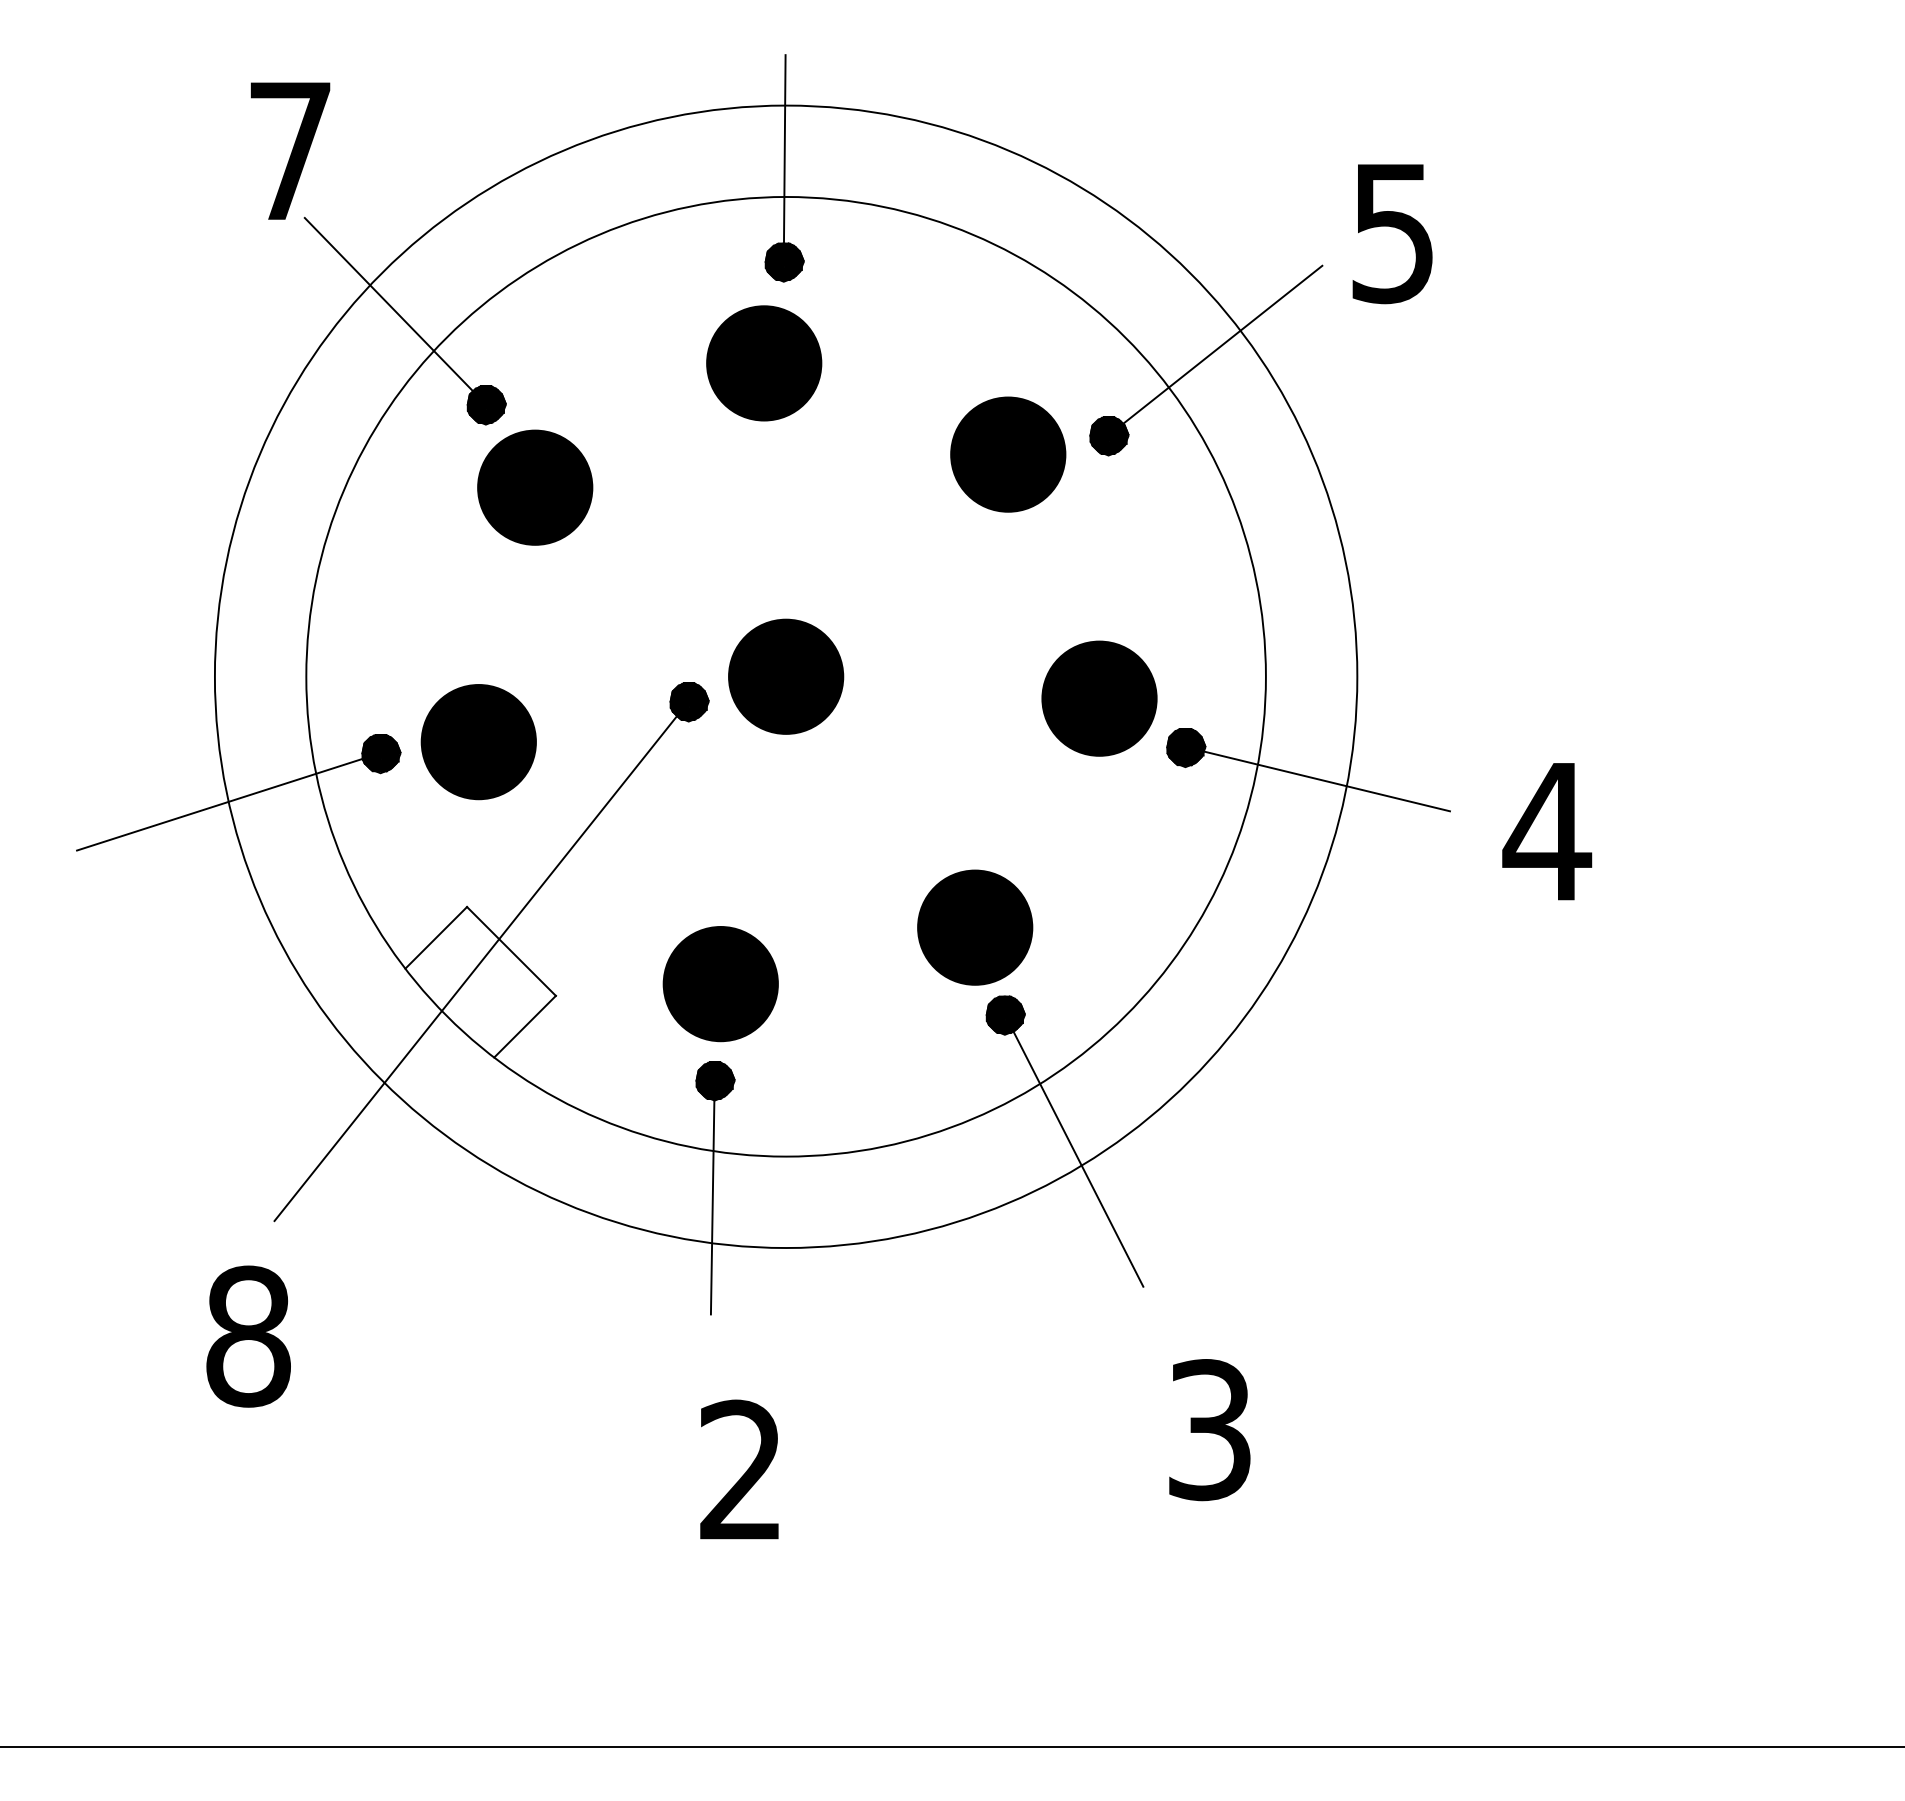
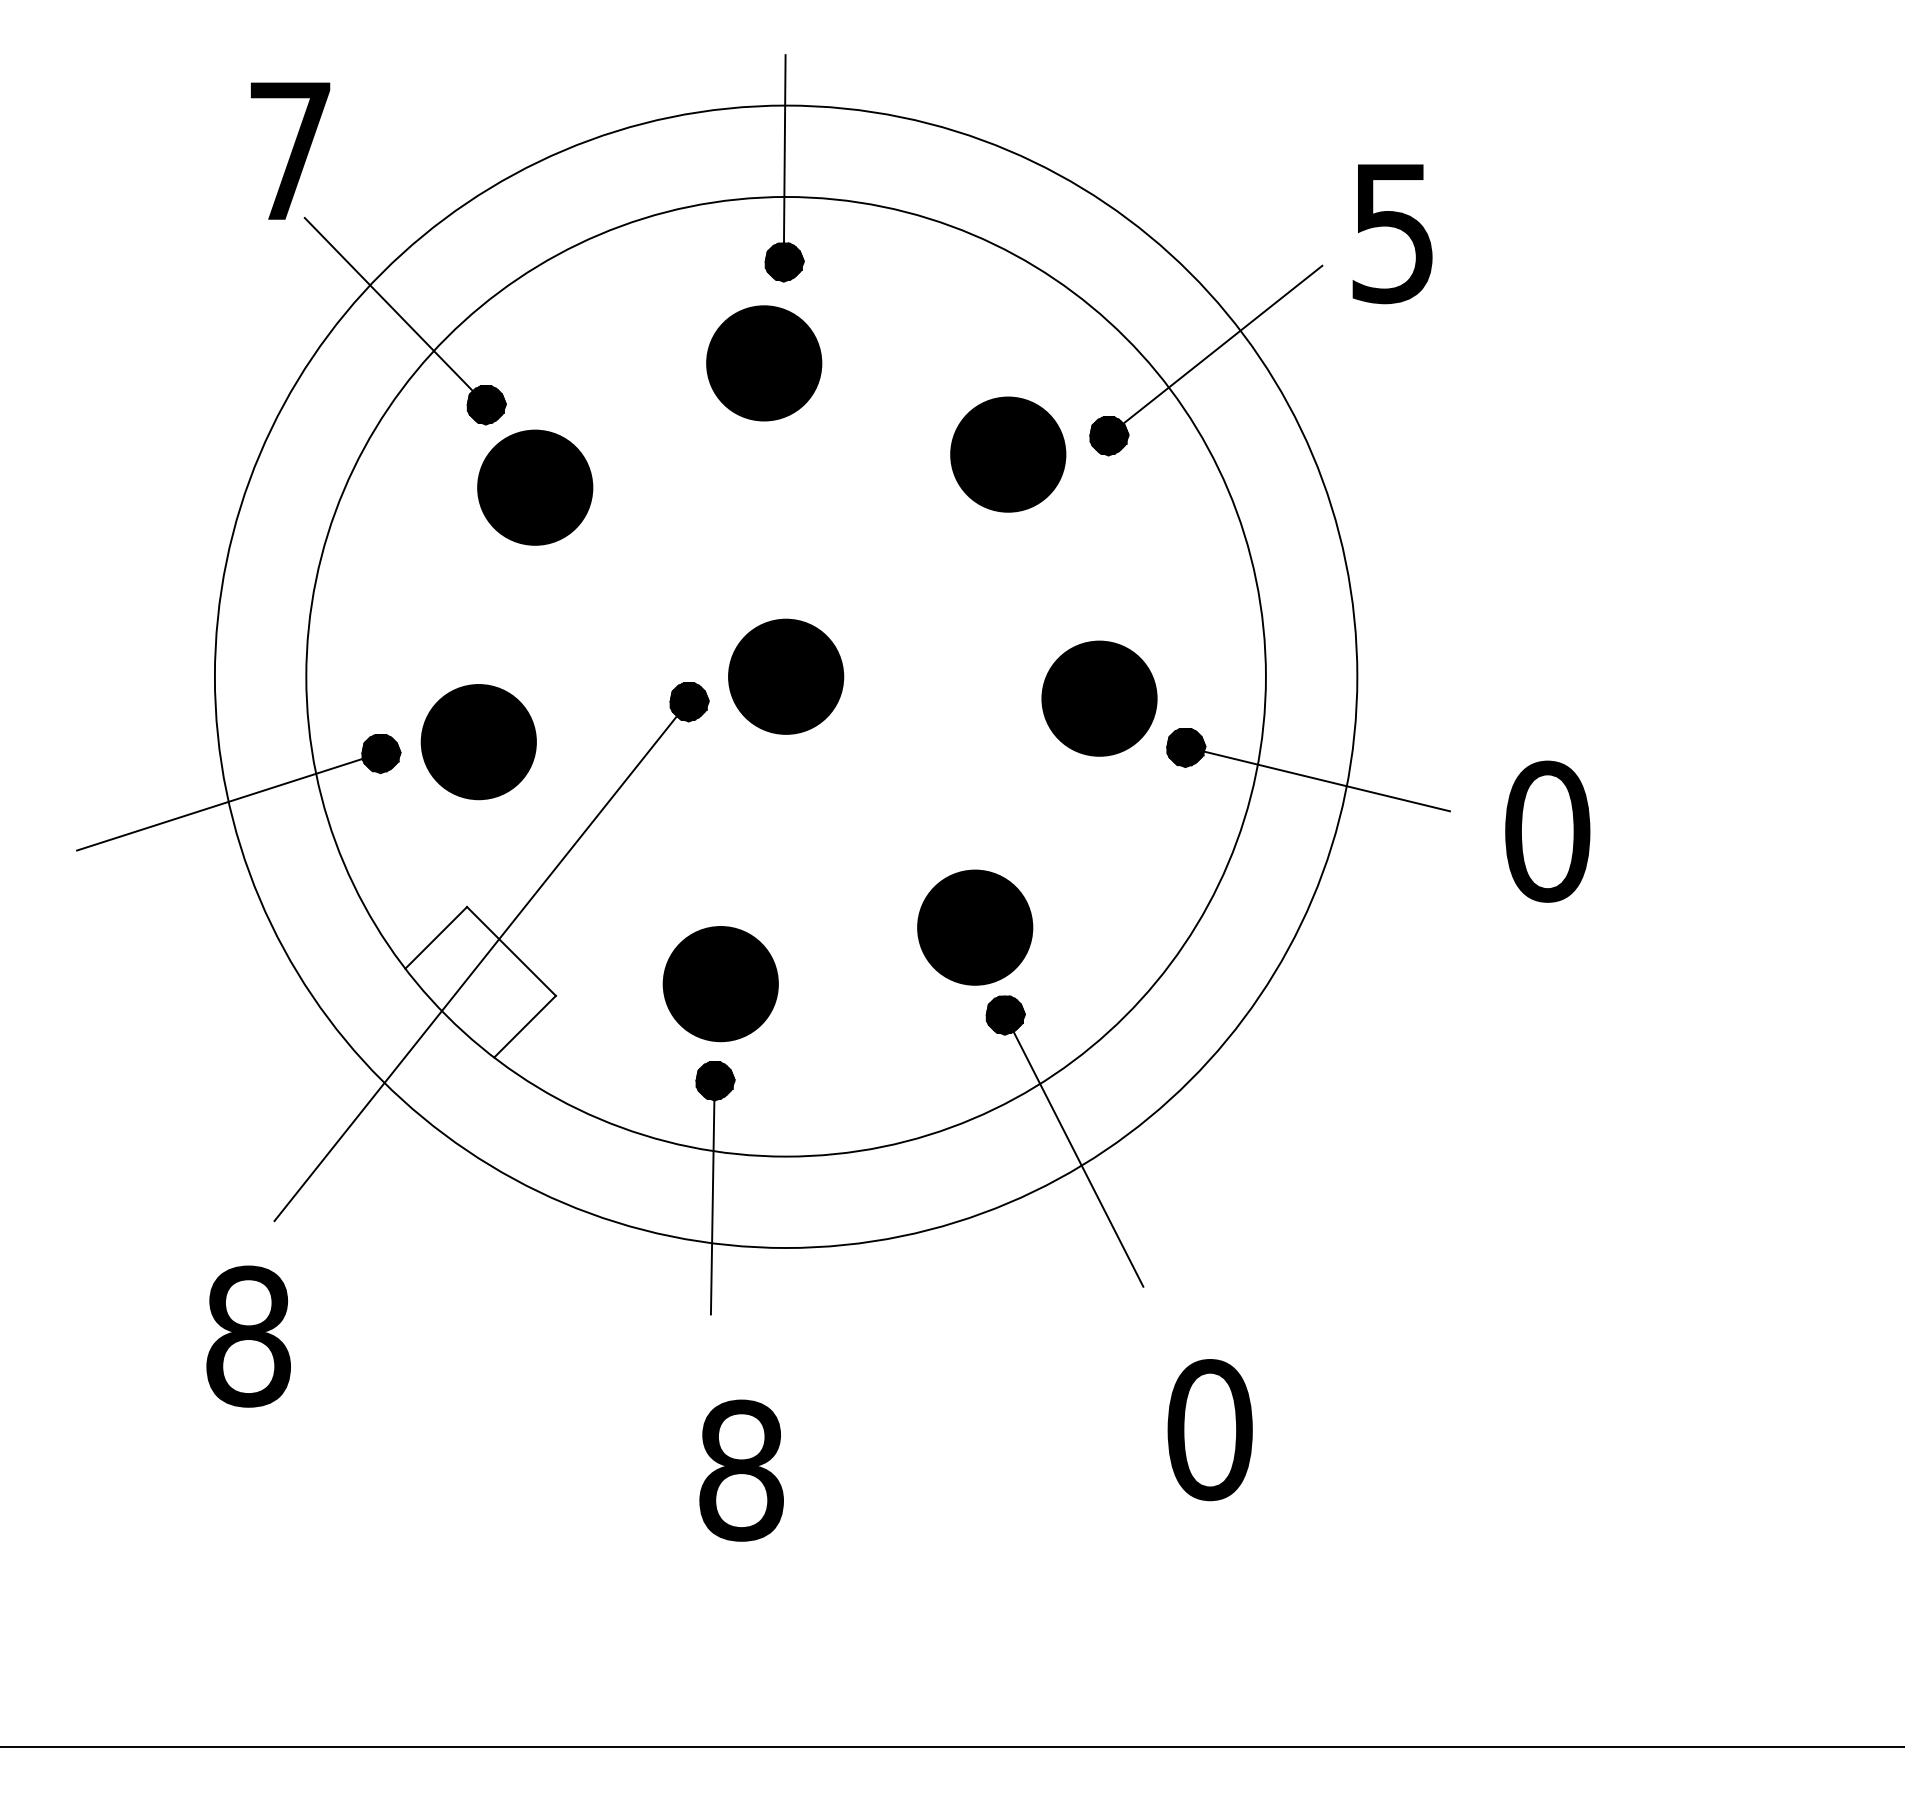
text: 4 -> 0 (1547, 831)
text: 3 -> 0 (1209, 1430)
text: 2 -> 8 (741, 1470)
